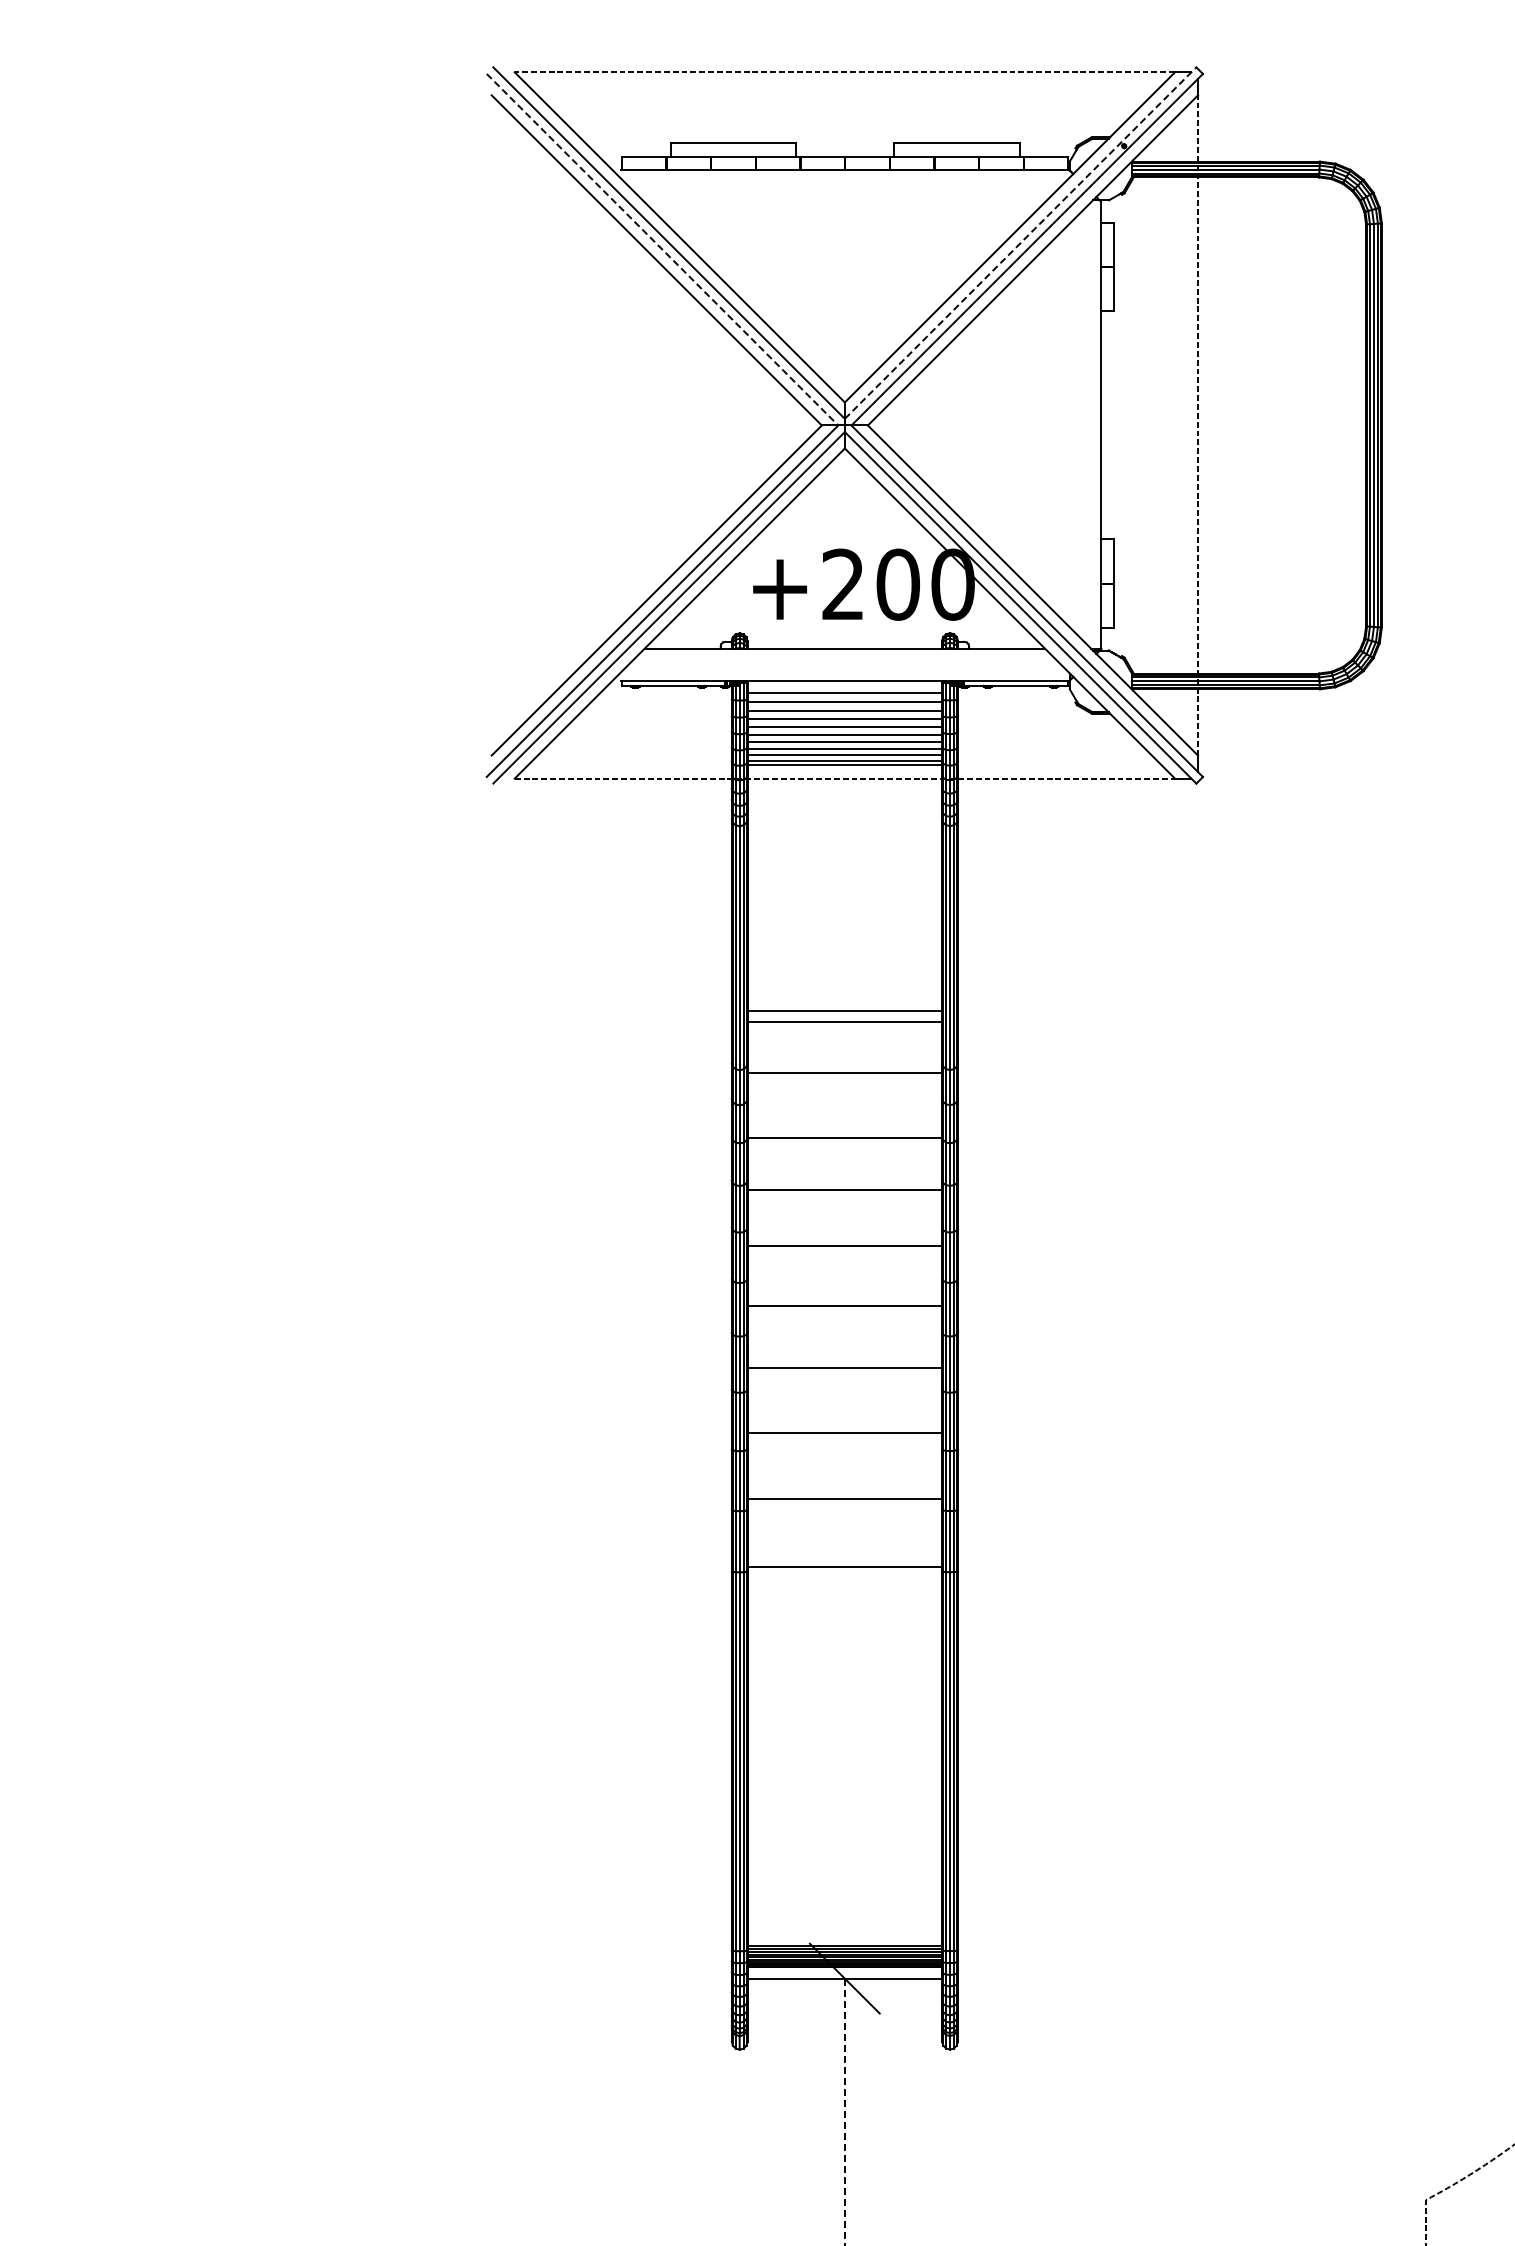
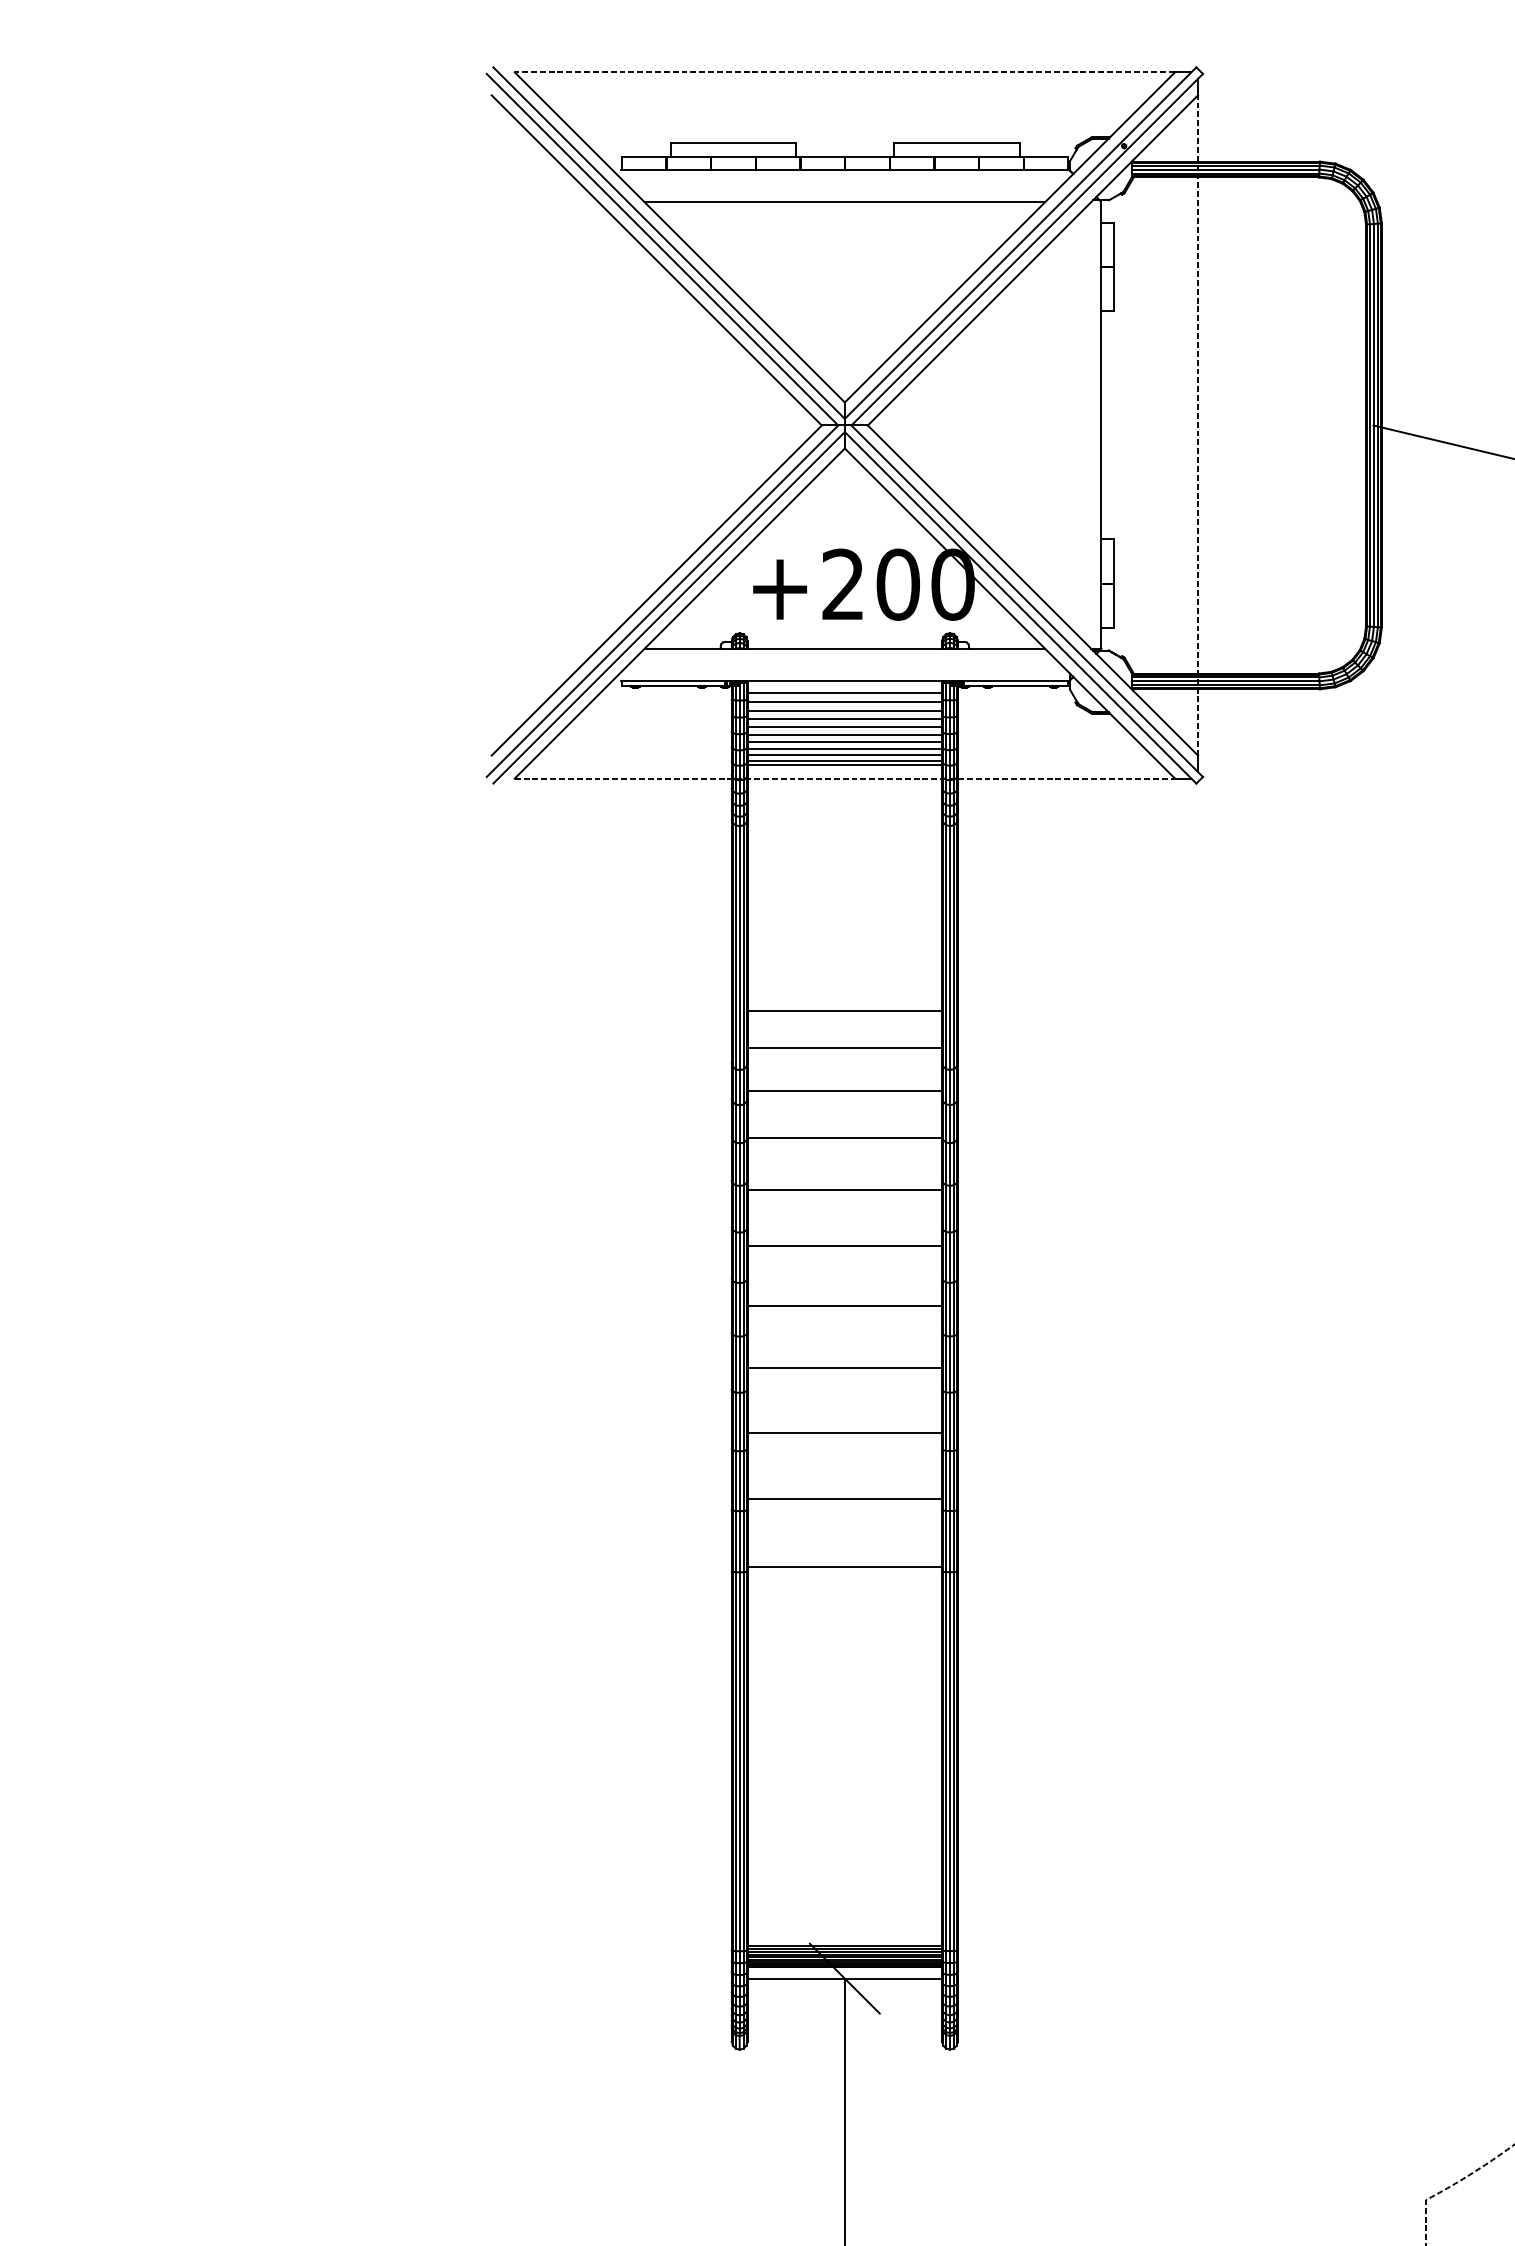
line: none -> present (844, 202)
line: dashed -> solid (1020, 243)
line: dashed -> solid (662, 249)
line: none -> present (1442, 441)
line position: (844, 1022) -> (844, 1048) (844, 1048)
line position: (844, 1072) -> (844, 1090) (844, 1090)
line: dashed -> solid (844, 2112)
